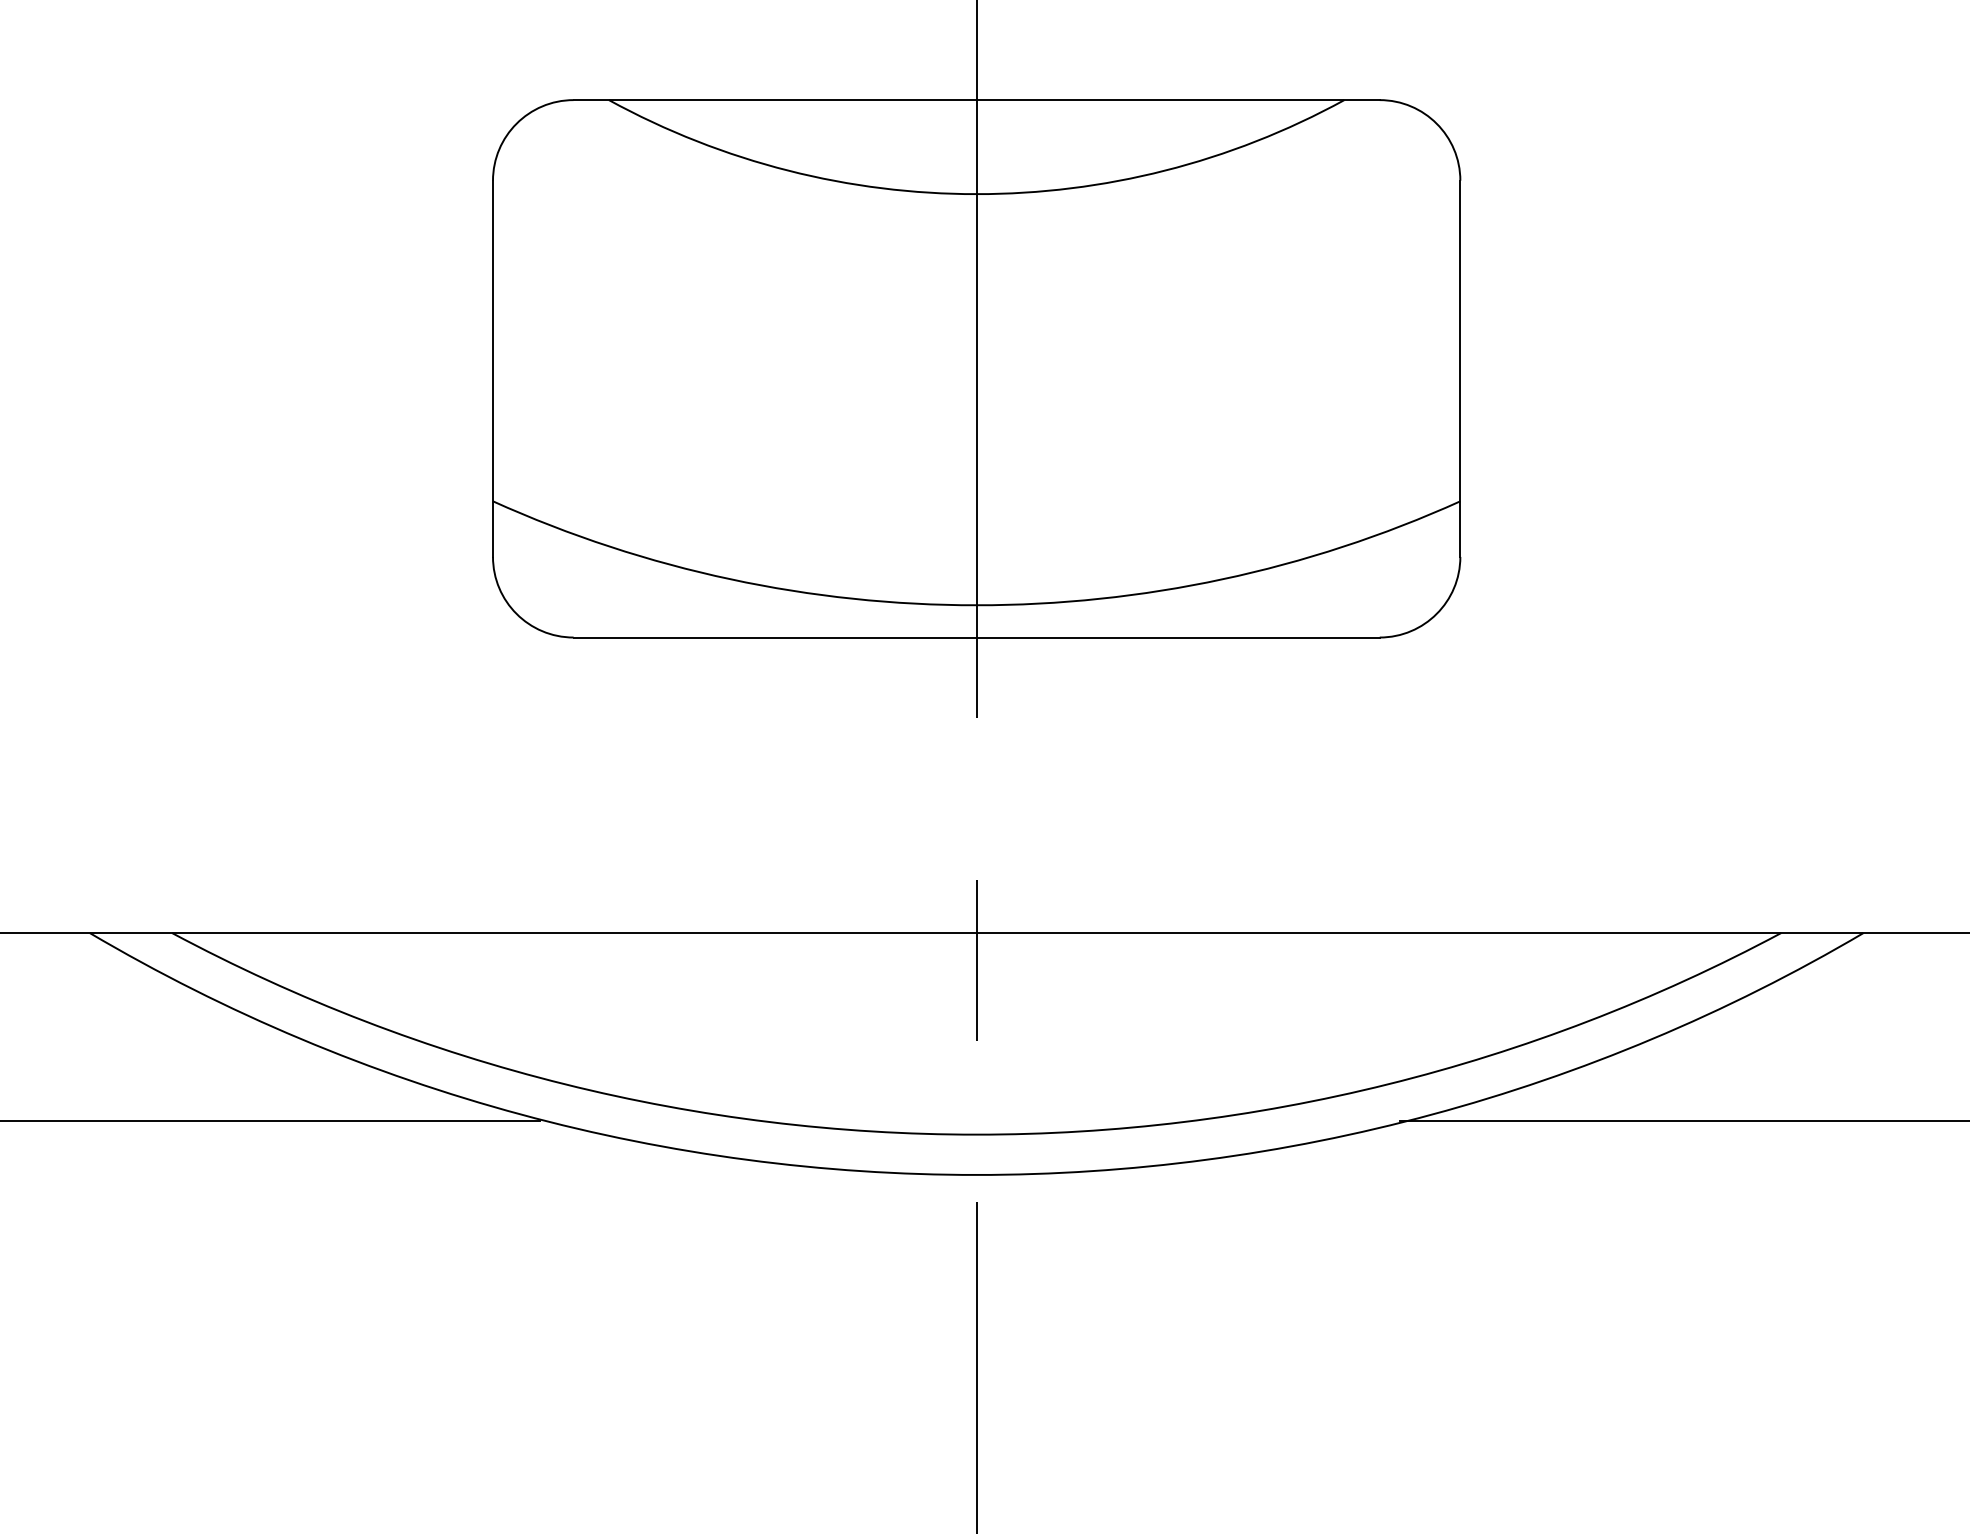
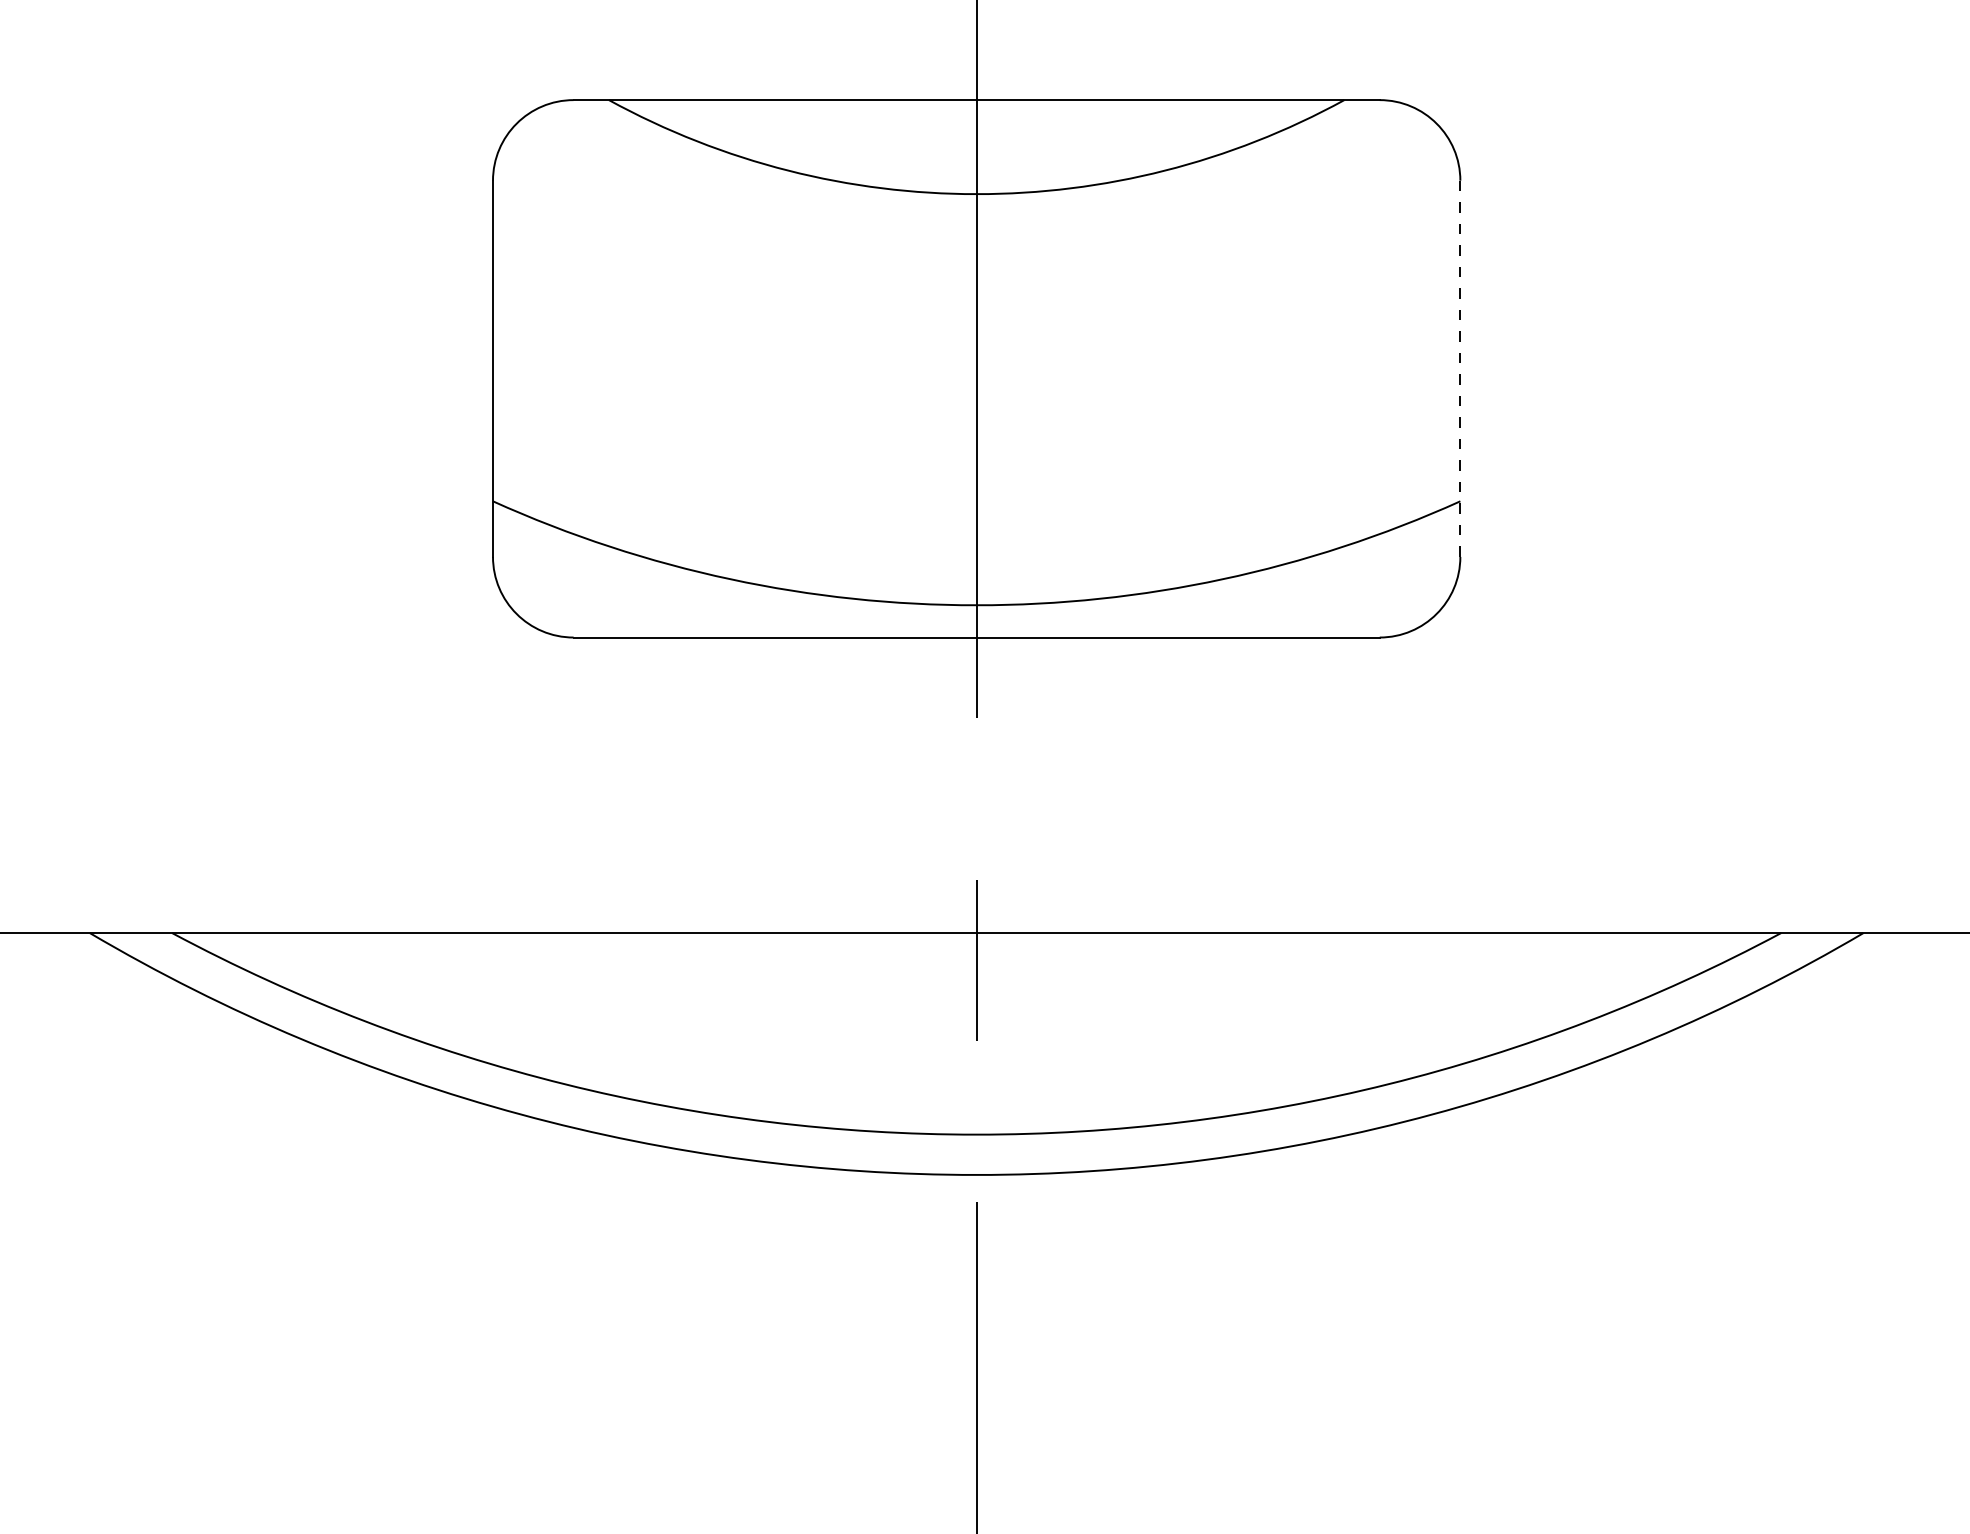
line: solid -> dashed (1460, 369)
line: present -> none (271, 1121)
line: present -> none (1682, 1121)
